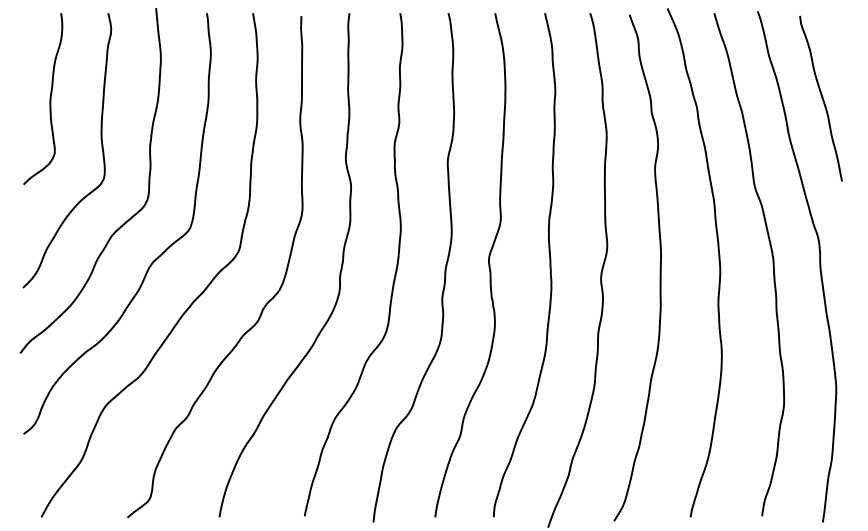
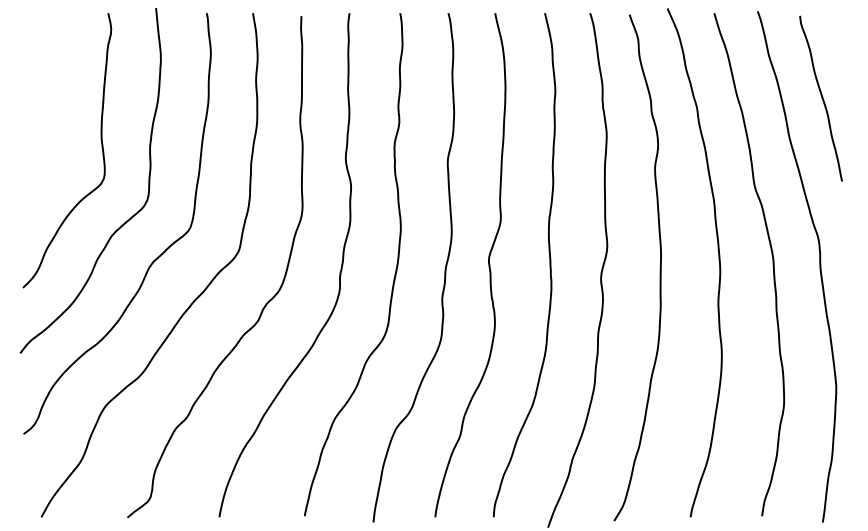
curve: present -> none (49, 98)
